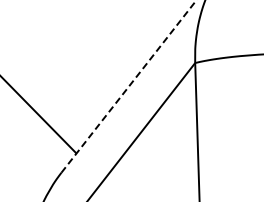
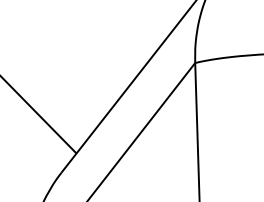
line: dashed -> solid (129, 86)
